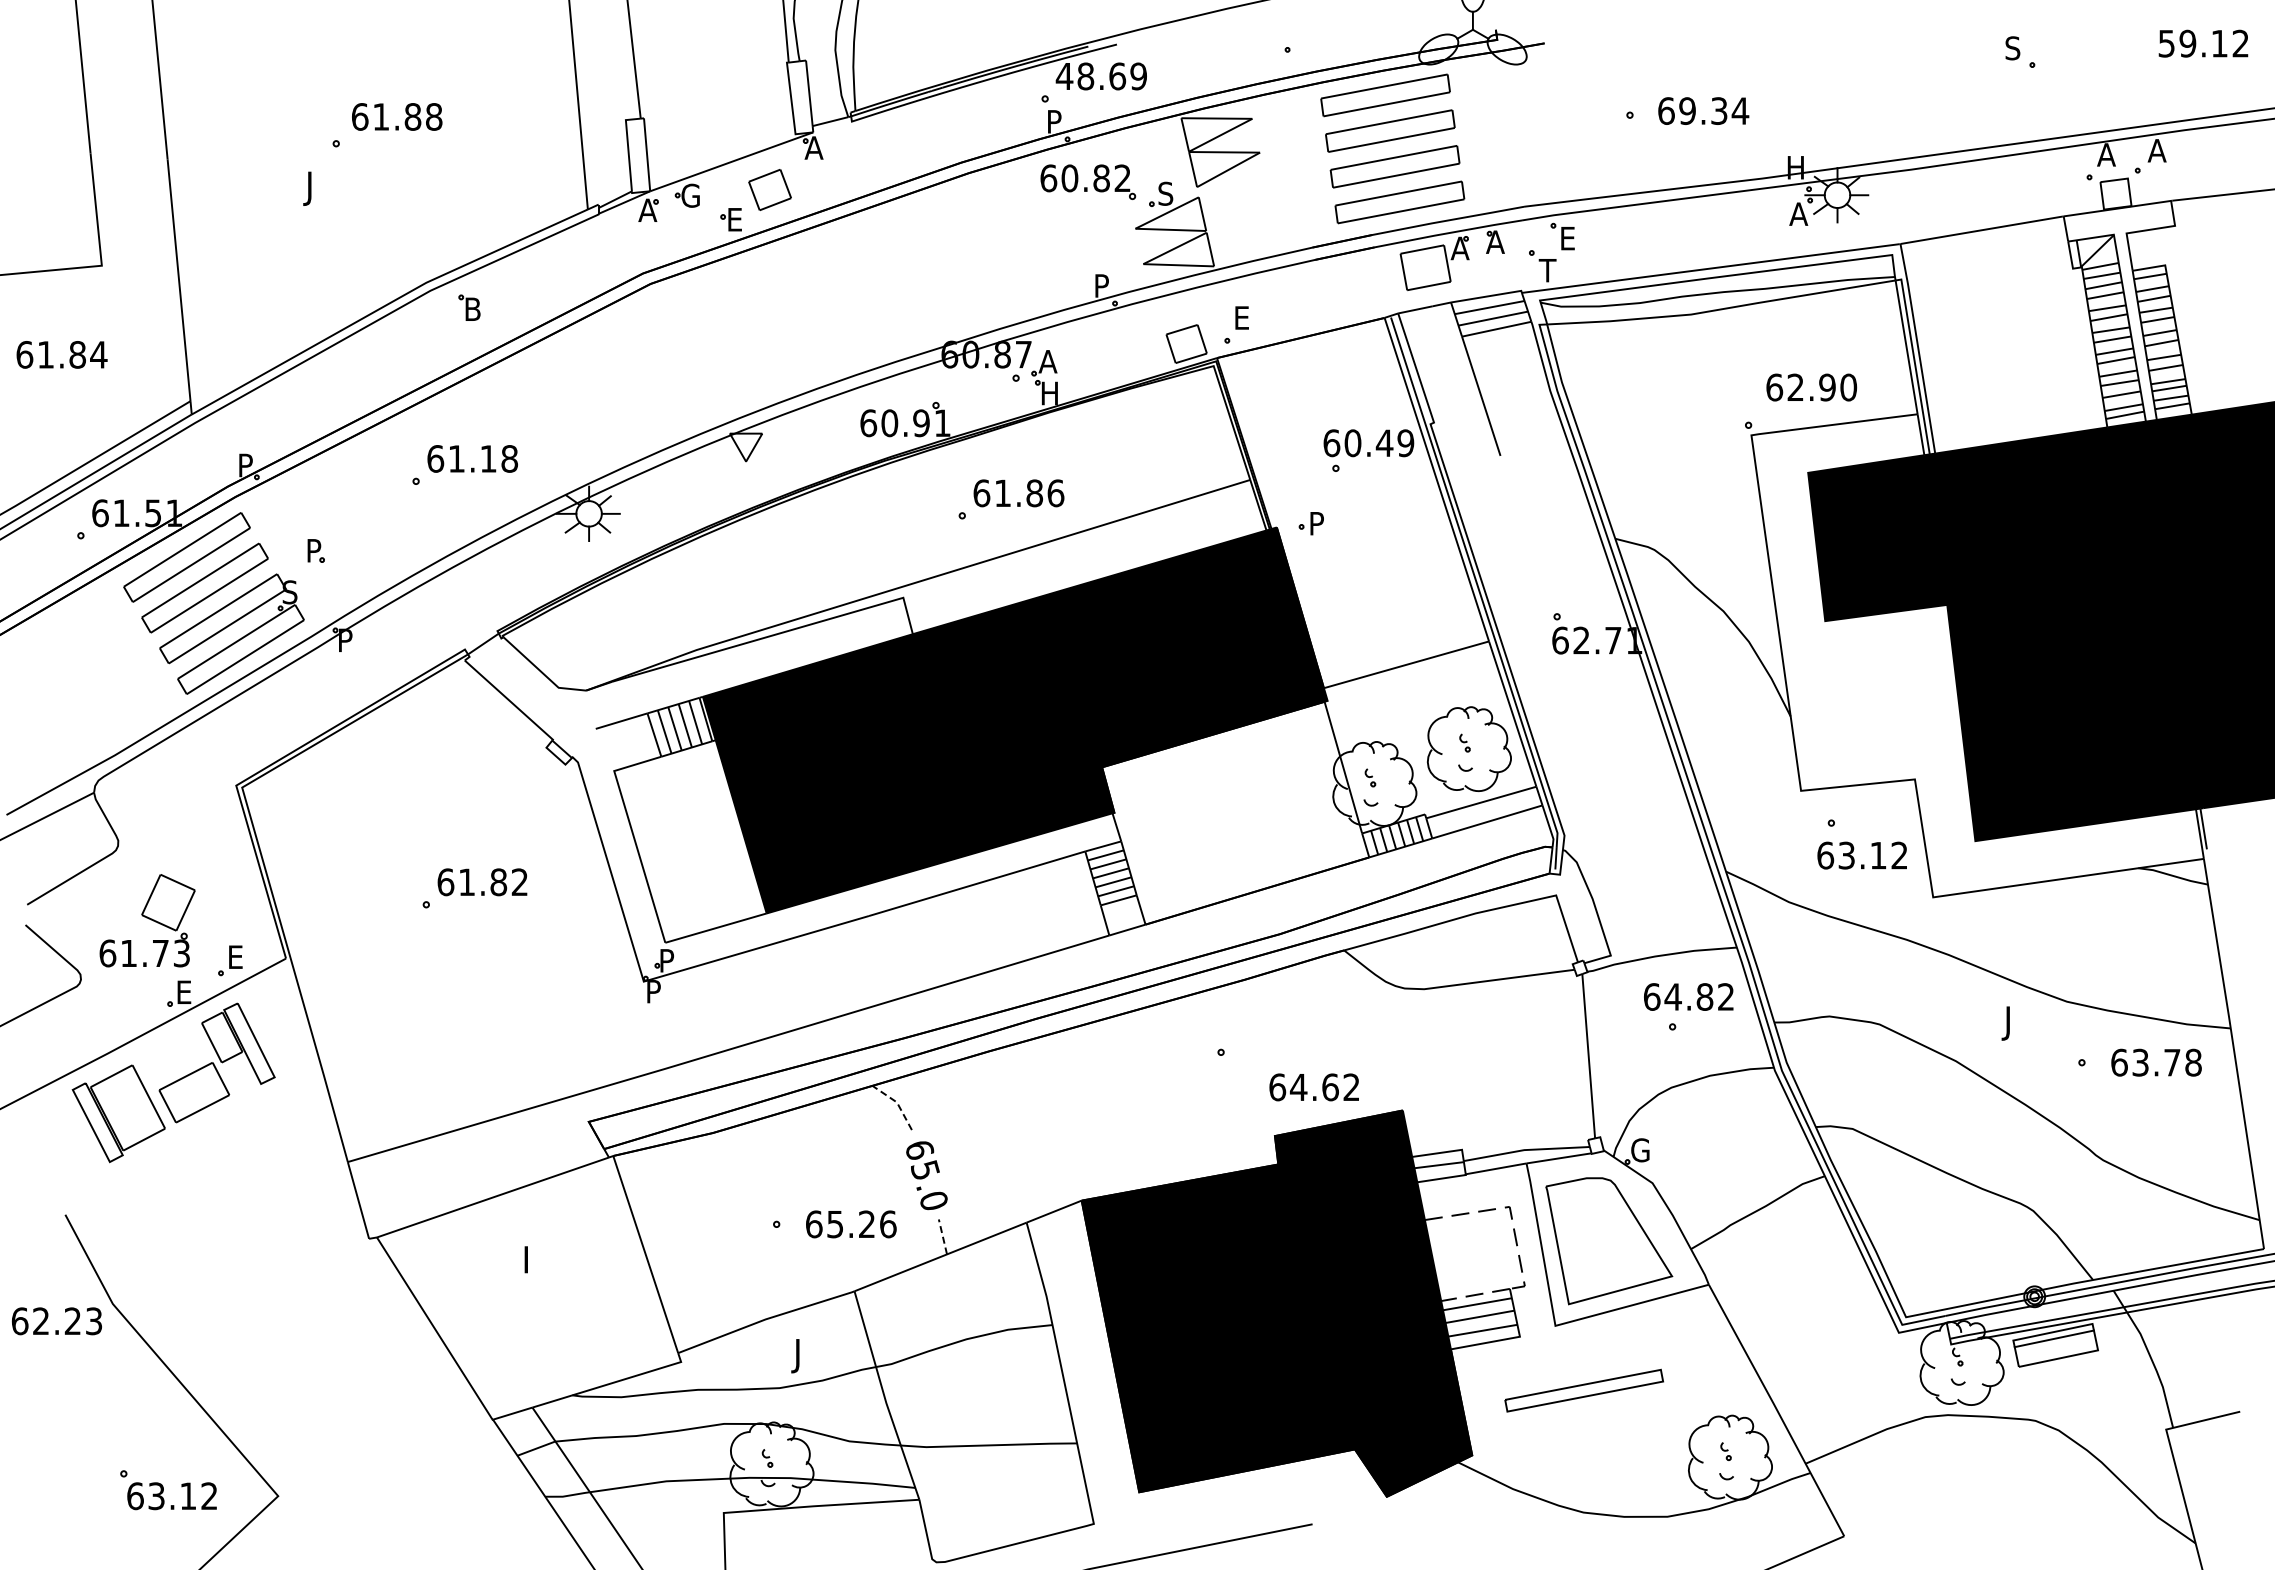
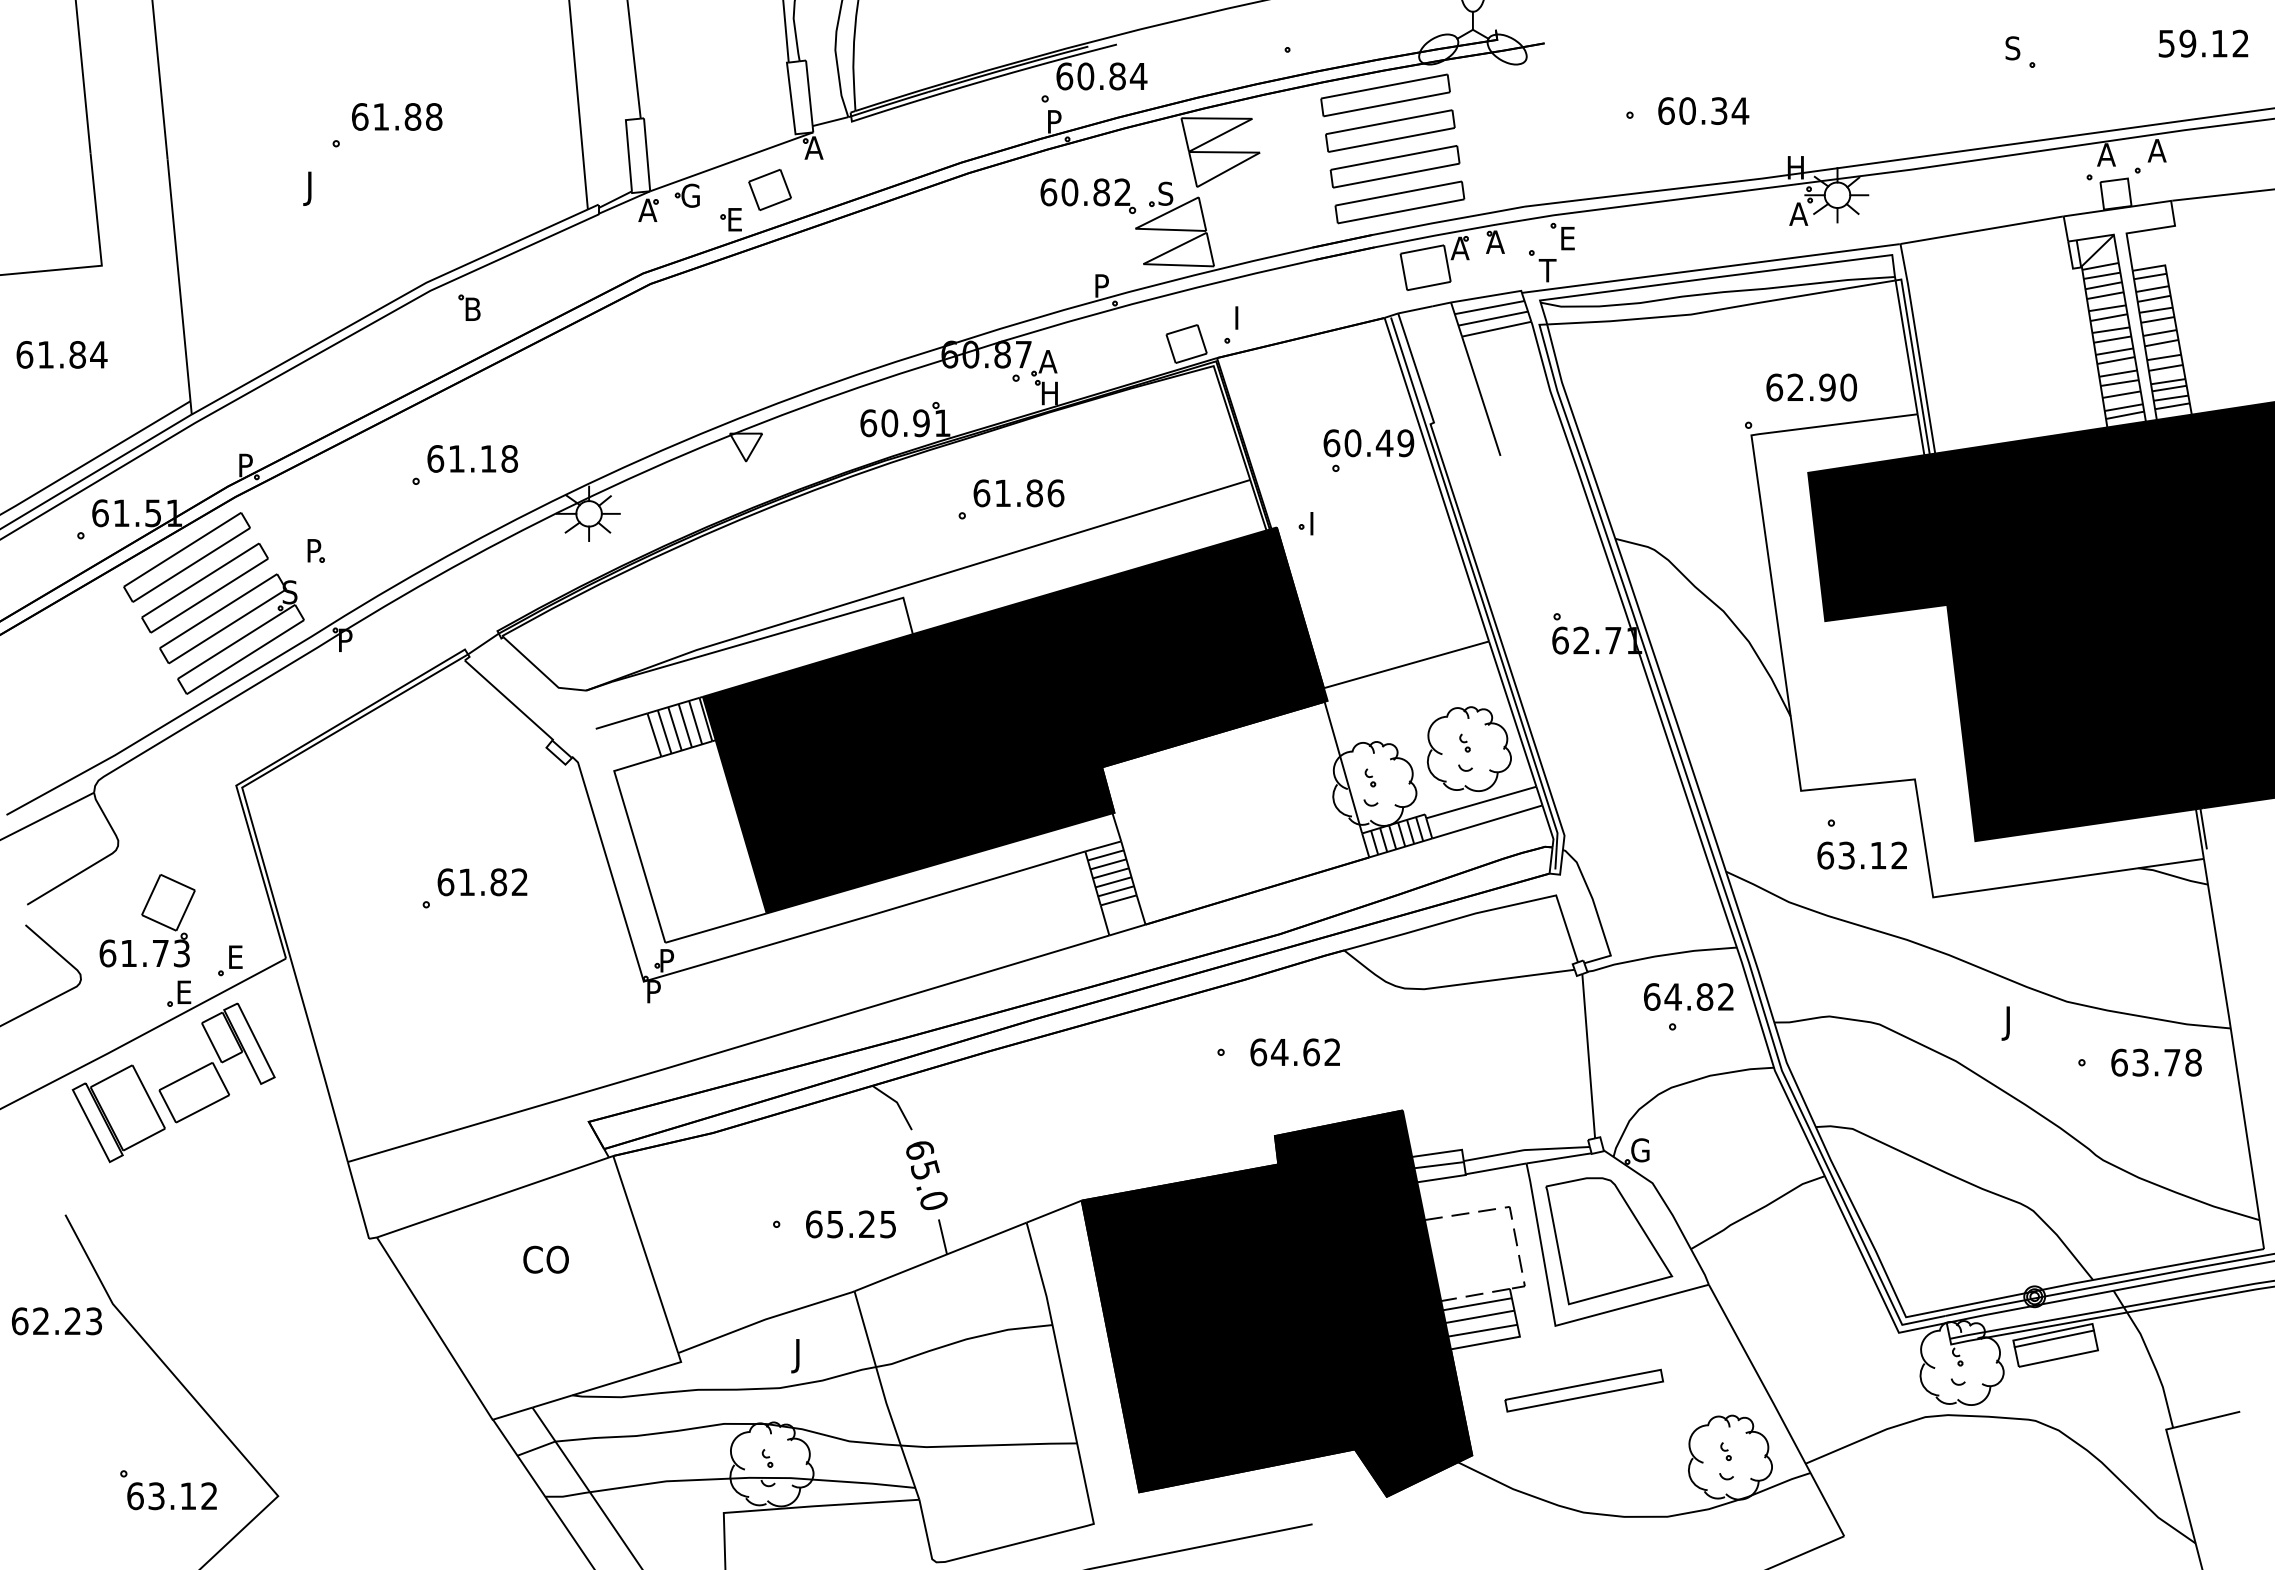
text: 48.69 -> 60.84 (1101, 76)
text: 69.34 -> 60.34 (1687, 110)
part position: (1088, 181) -> (1088, 195) (1088, 195)
text: E -> I (1243, 317)
text: P -> I (1318, 518)
text position: (1313, 1087) -> (1294, 1052) (1294, 1052)
line: dashed -> solid (897, 1102)
text: 65.26 -> 65.25 (888, 1224)
line: dashed -> solid (942, 1236)
text: I -> CO (545, 1259)
